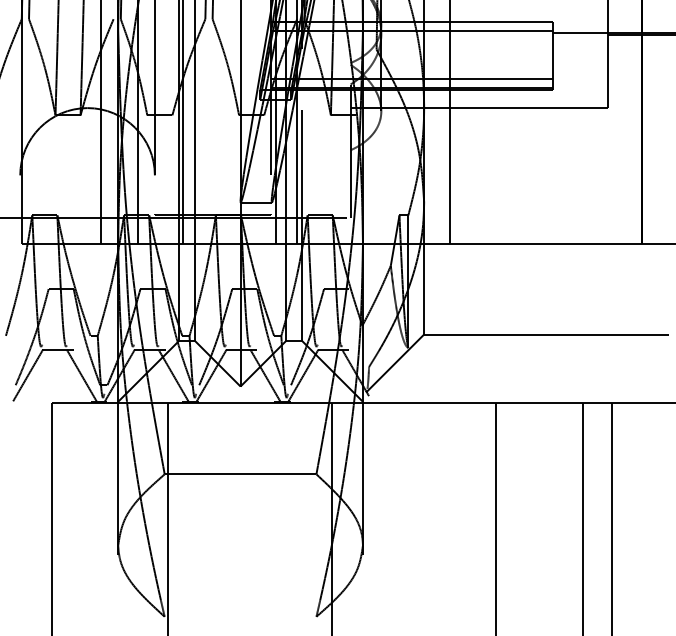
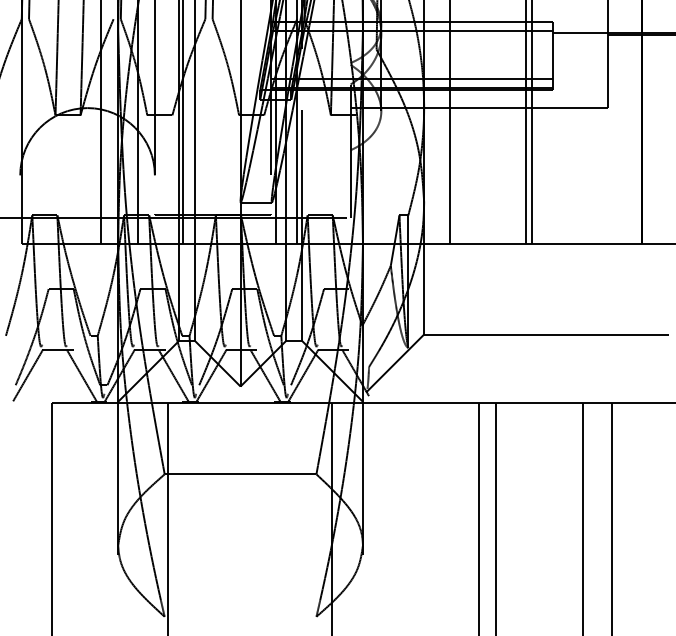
line: none -> present (526, 122)
line: none -> present (531, 122)
line: none -> present (478, 517)
